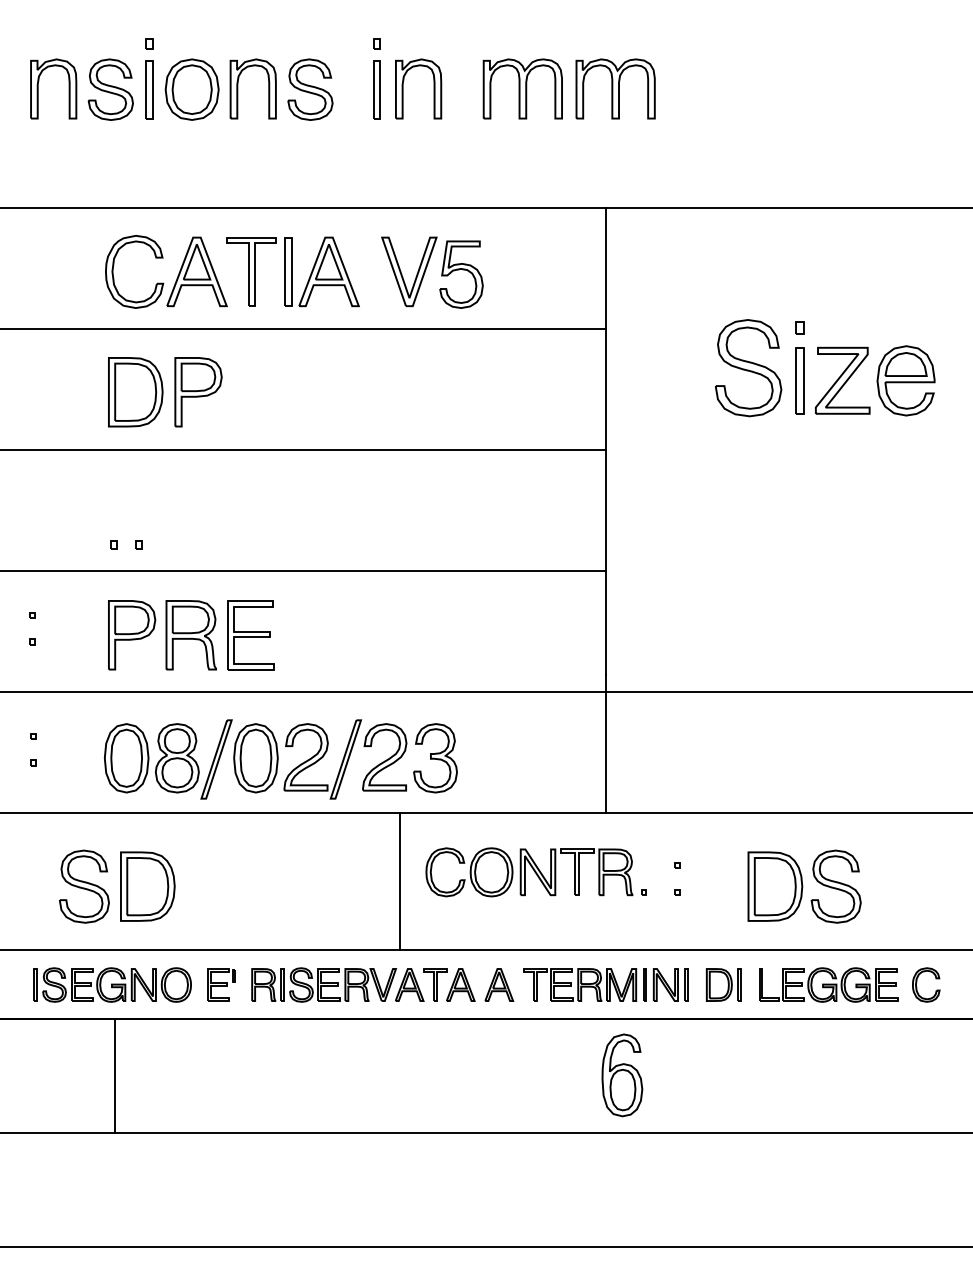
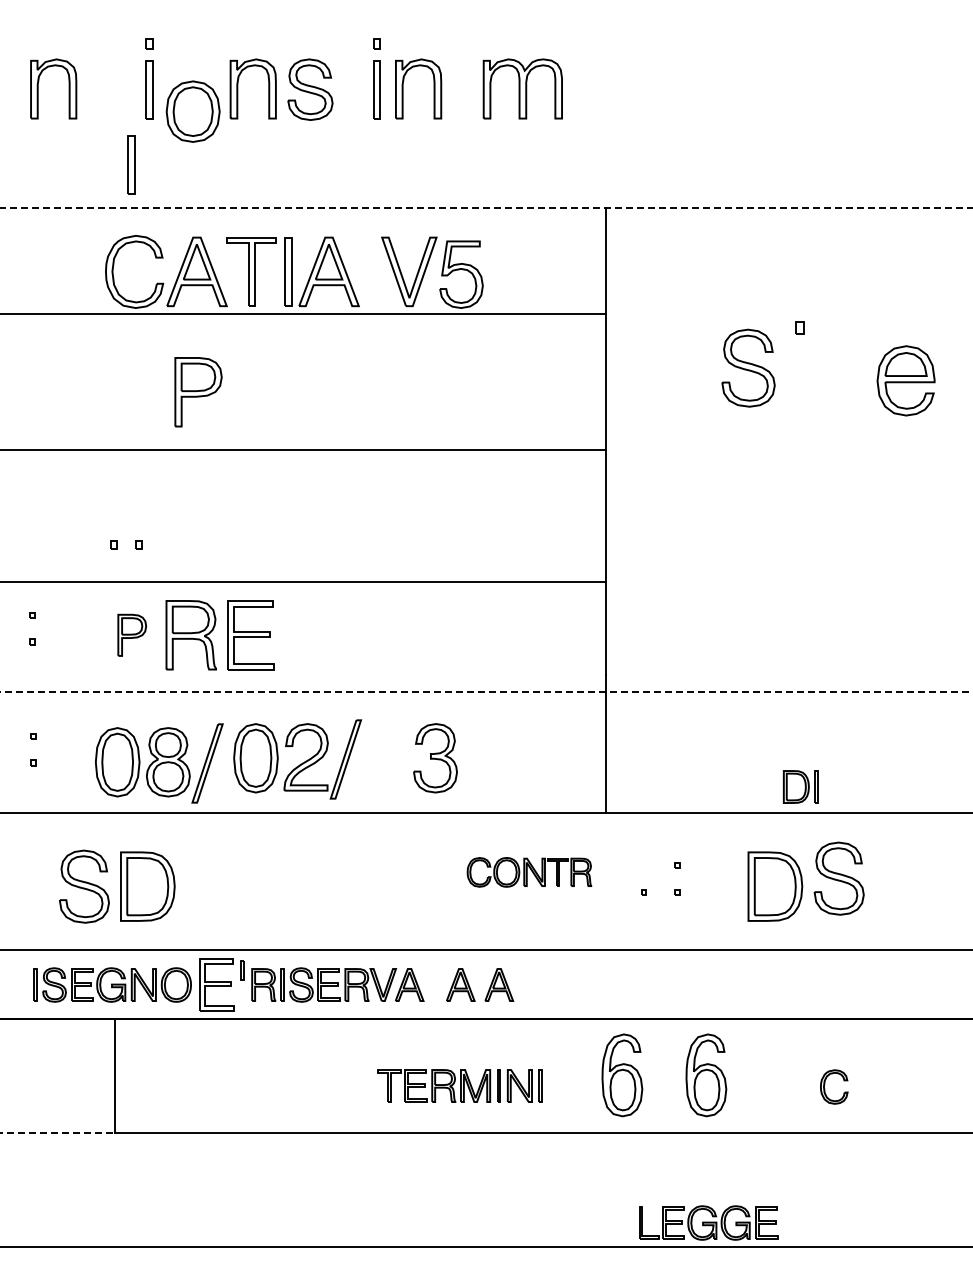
part: present -> none (615, 88)
part: present -> none (110, 89)
part position: (191, 89) -> (192, 111) (192, 111)
part: none -> present (131, 164)
line: solid -> dashed (486, 207)
line position: (304, 328) -> (304, 313) (304, 313)
part size: 69x99 px -> 55x80 px (748, 367)
part: present -> none (799, 380)
part: present -> none (842, 380)
part: present -> none (135, 392)
line position: (304, 570) -> (304, 581) (304, 581)
part size: 49x71 px -> 31x44 px (132, 634)
line: solid -> dashed (486, 692)
part: present -> none (384, 757)
part position: (168, 759) -> (159, 763) (159, 763)
part size: 209x51 px -> 127x31 px (529, 872)
line: present -> none (400, 881)
part position: (835, 886) -> (838, 878) (838, 878)
part position: (917, 982) -> (825, 1084) (825, 1084)
part size: 29x34 px -> 46x54 px (221, 984)
part: present -> none (435, 984)
part position: (605, 984) -> (459, 1085) (459, 1085)
part position: (723, 984) -> (800, 786) (800, 786)
part position: (828, 984) -> (708, 1222) (708, 1222)
part: none -> present (706, 1075)
line: solid -> dashed (57, 1133)
